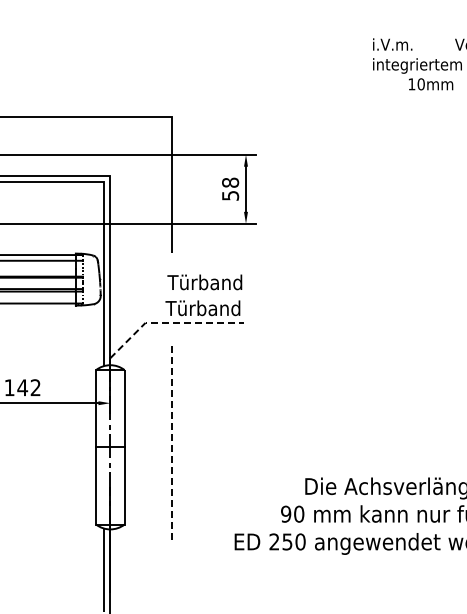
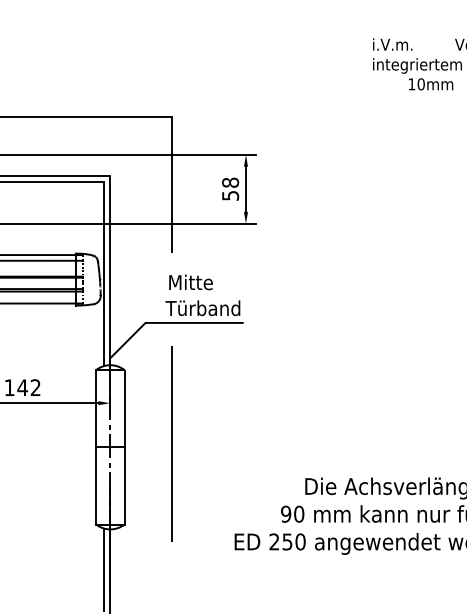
text: Türband -> Mitte (204, 282)
line: dashed -> solid (169, 322)
line: dashed -> solid (172, 444)
